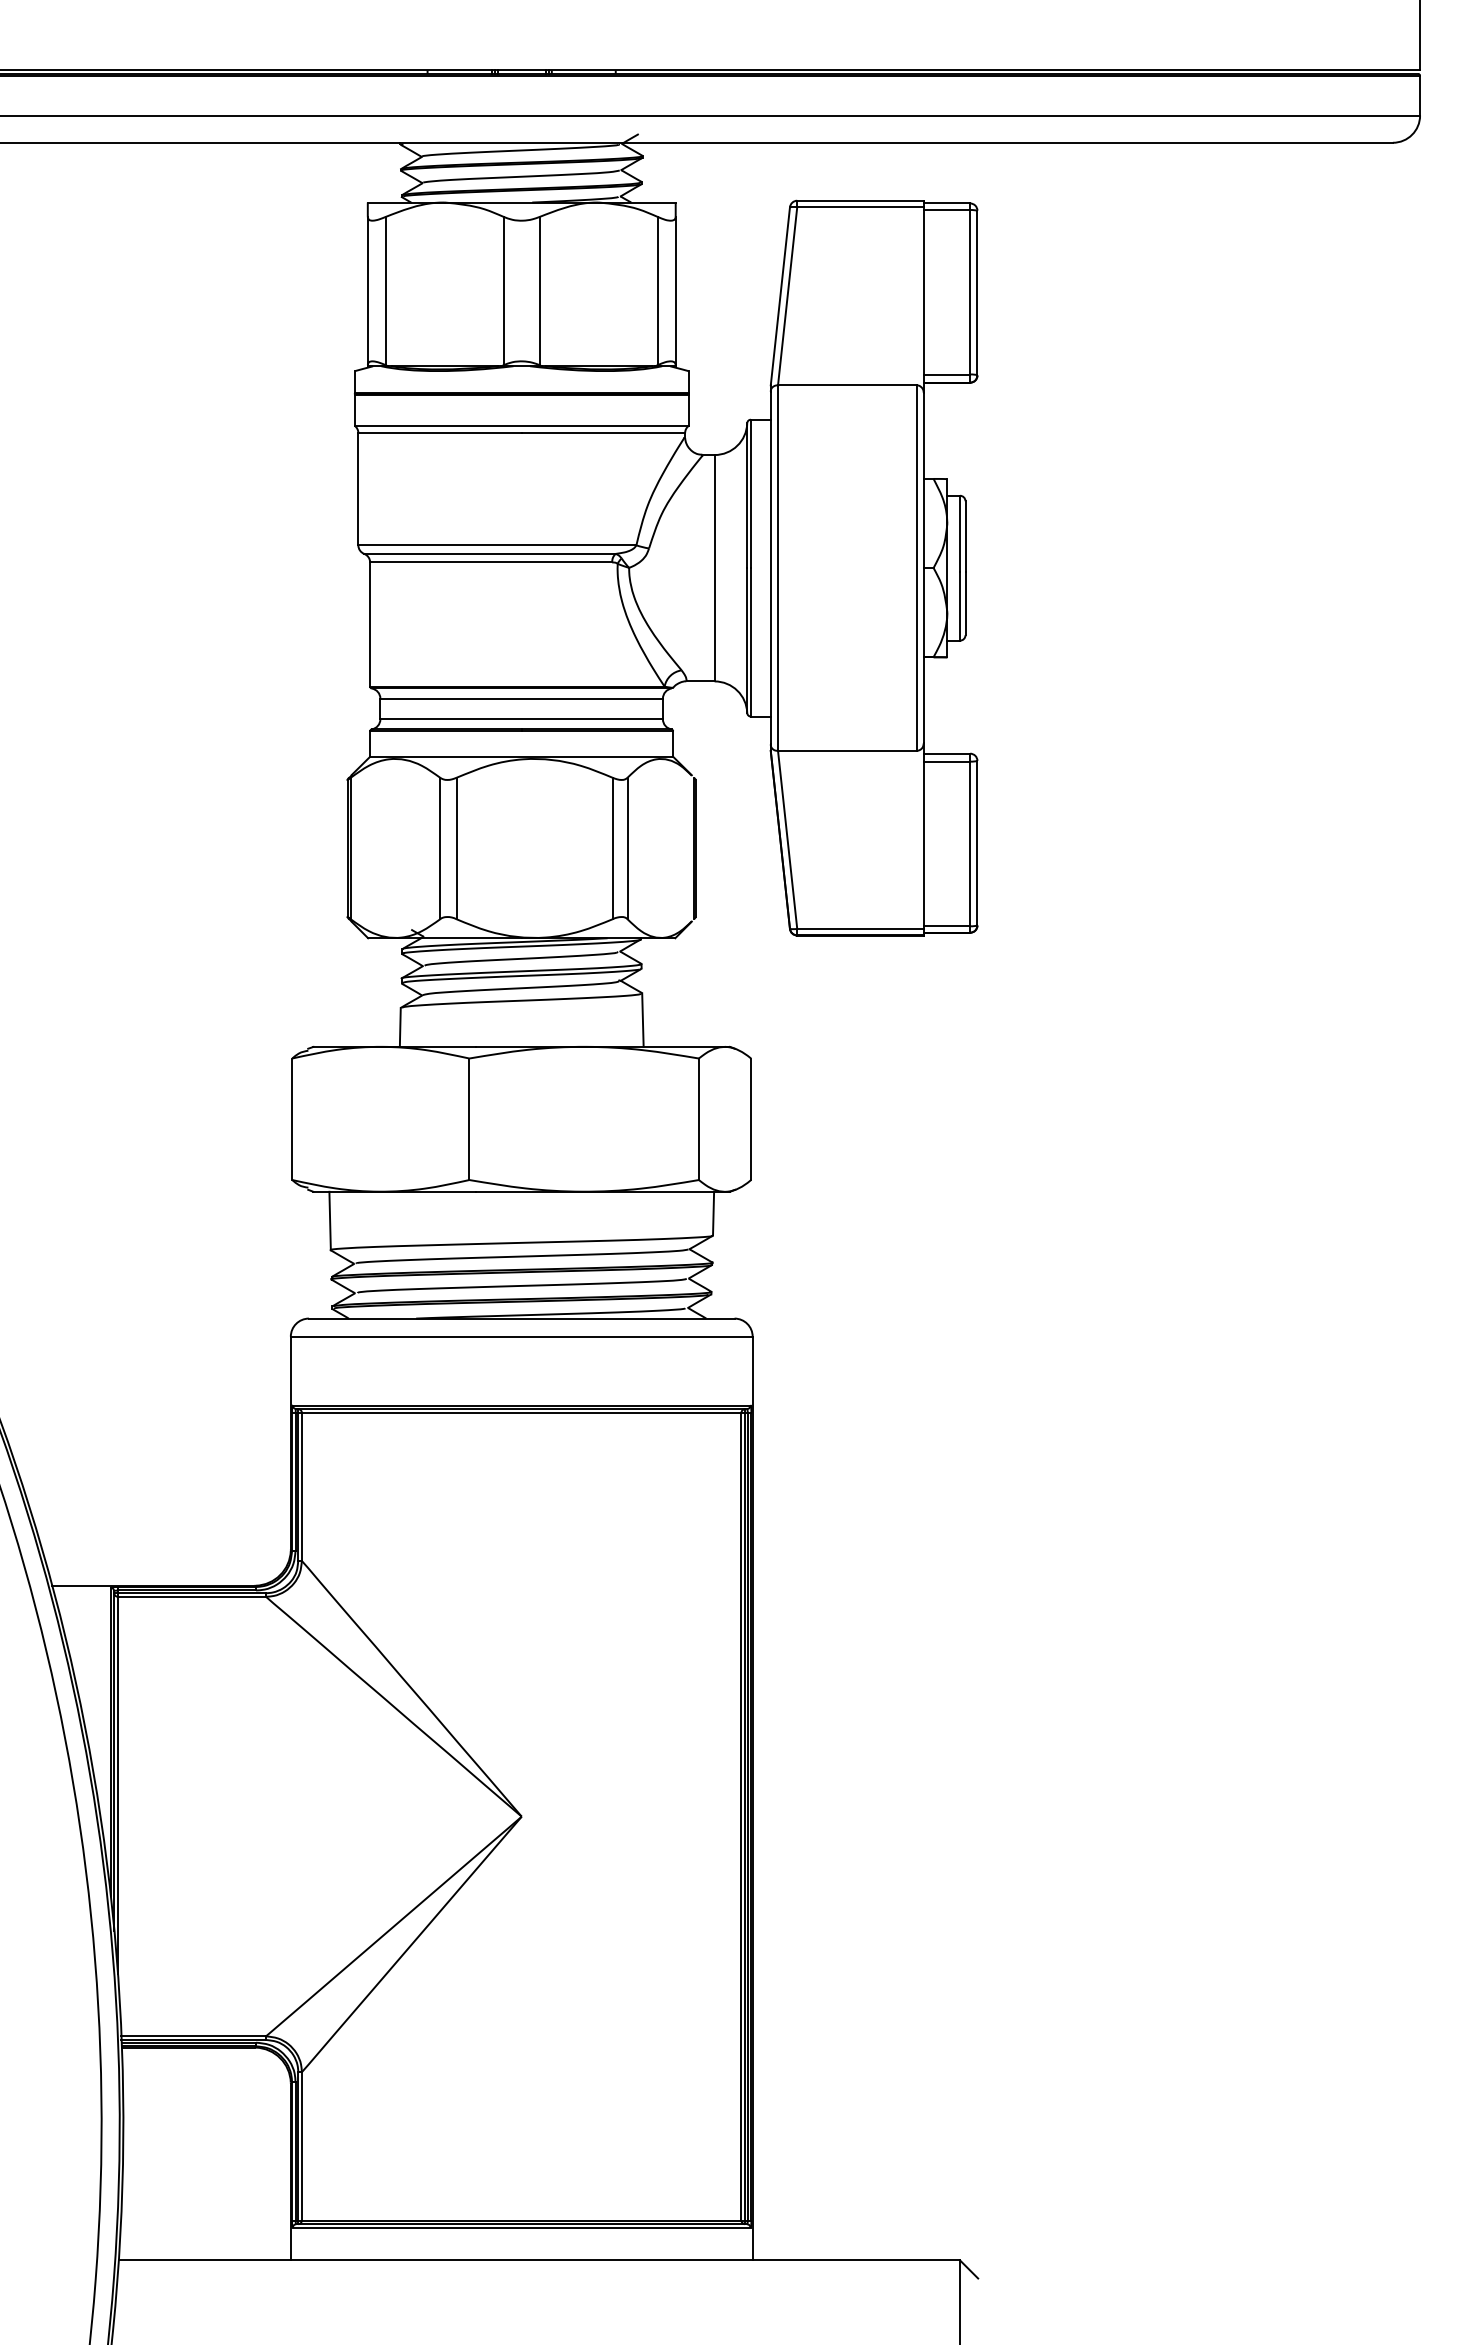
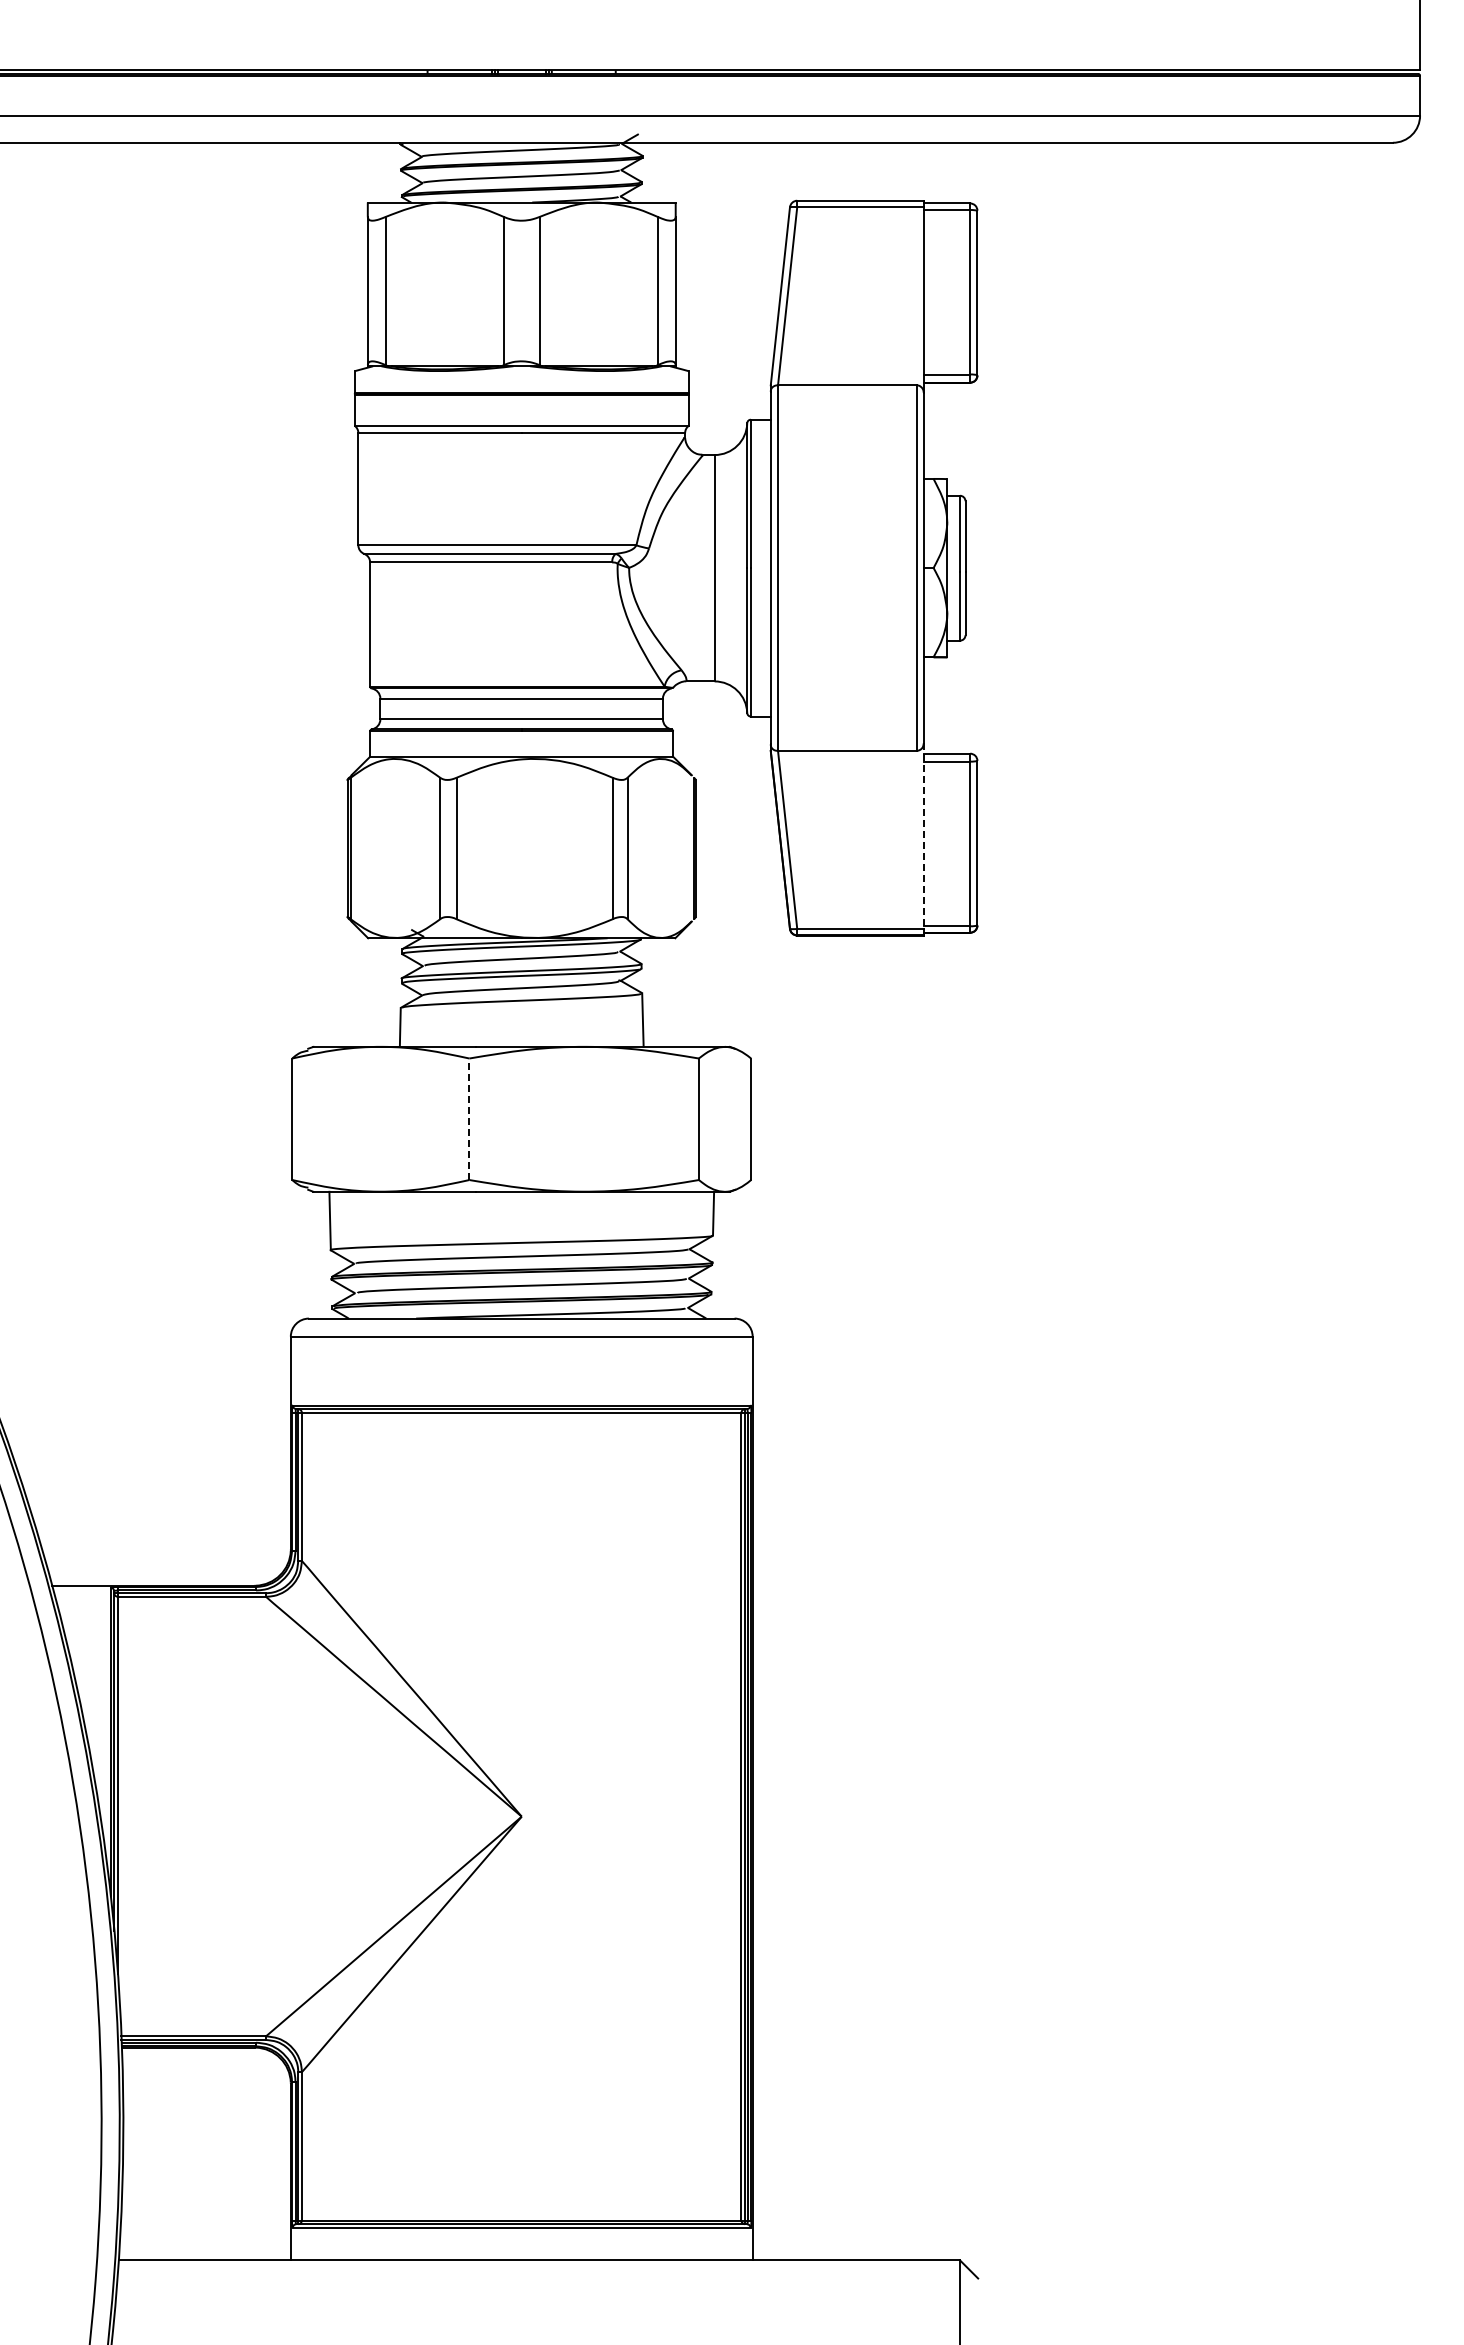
line: solid -> dashed (923, 836)
line: solid -> dashed (469, 1119)
